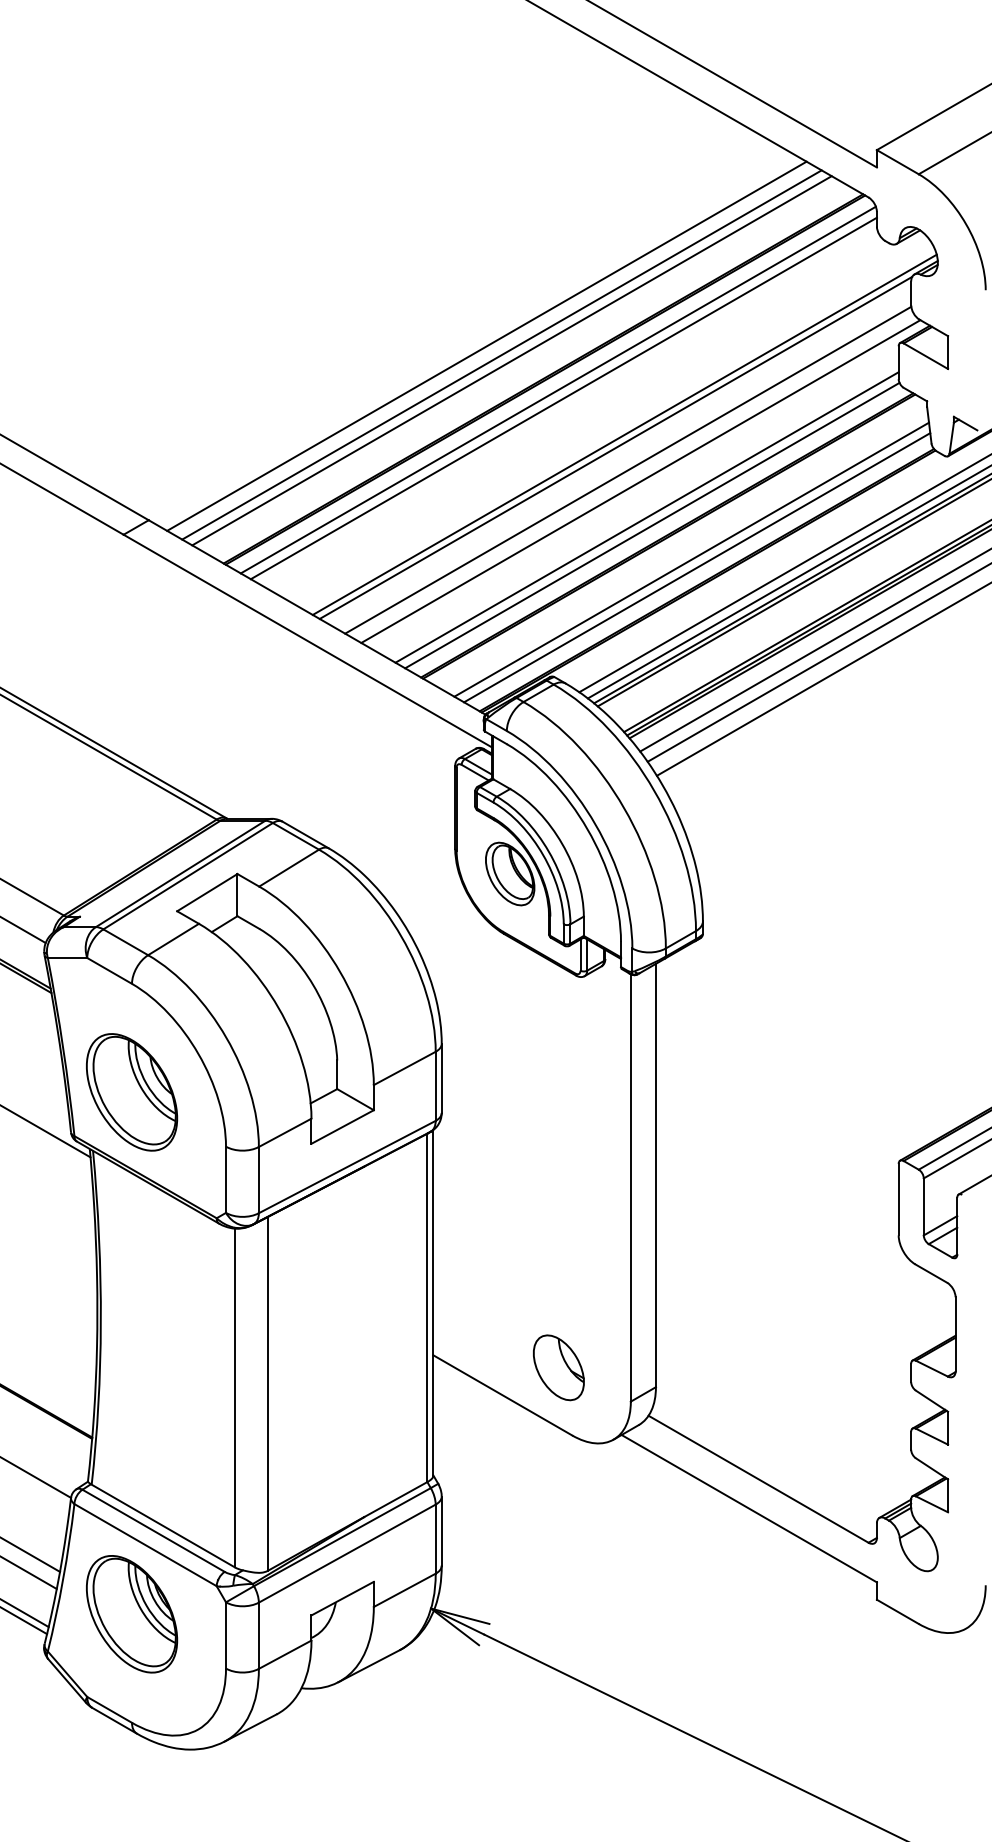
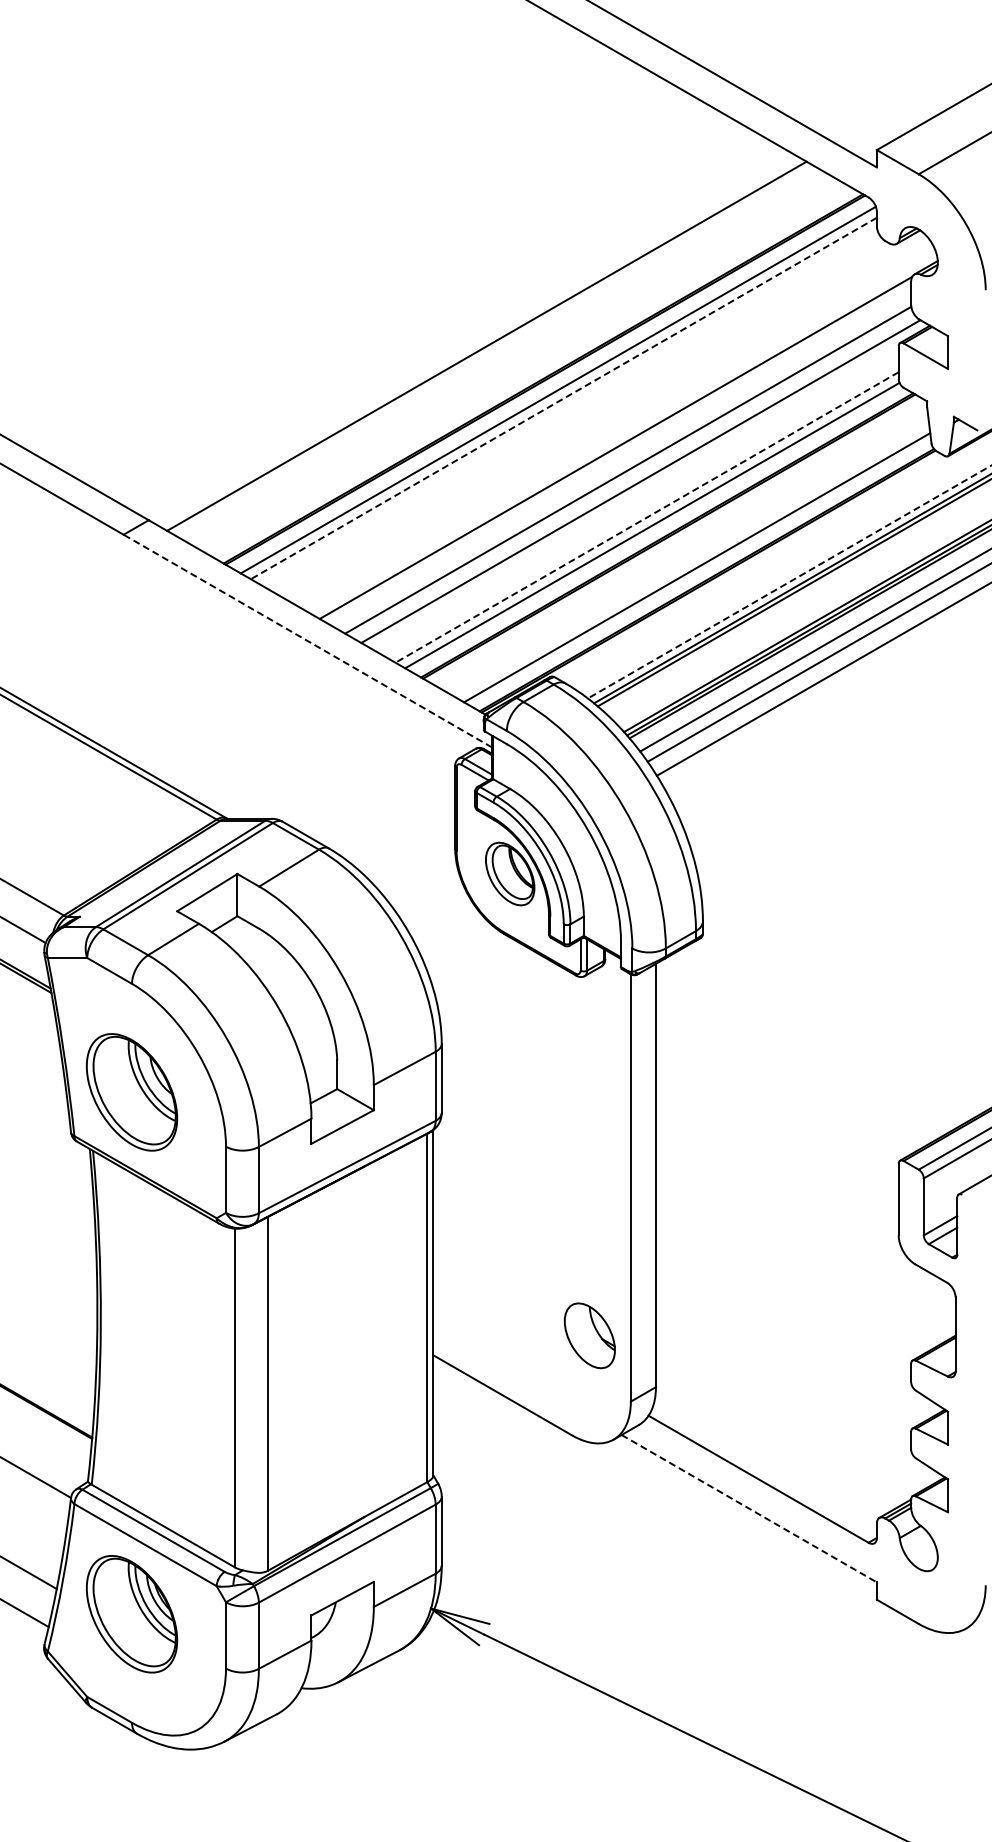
line: present -> none (501, 354)
line: present -> none (511, 360)
line: solid -> dashed (563, 398)
line: present -> none (624, 434)
line: solid -> dashed (646, 517)
line: present -> none (691, 559)
line: present -> none (783, 574)
line: solid -> dashed (789, 582)
line: solid -> dashed (307, 641)
line: present -> none (46, 1131)
part position: (558, 1367) -> (589, 1335) (589, 1335)
line: solid -> dashed (749, 1508)
line: present -> none (31, 1554)
line: present -> none (24, 1621)
